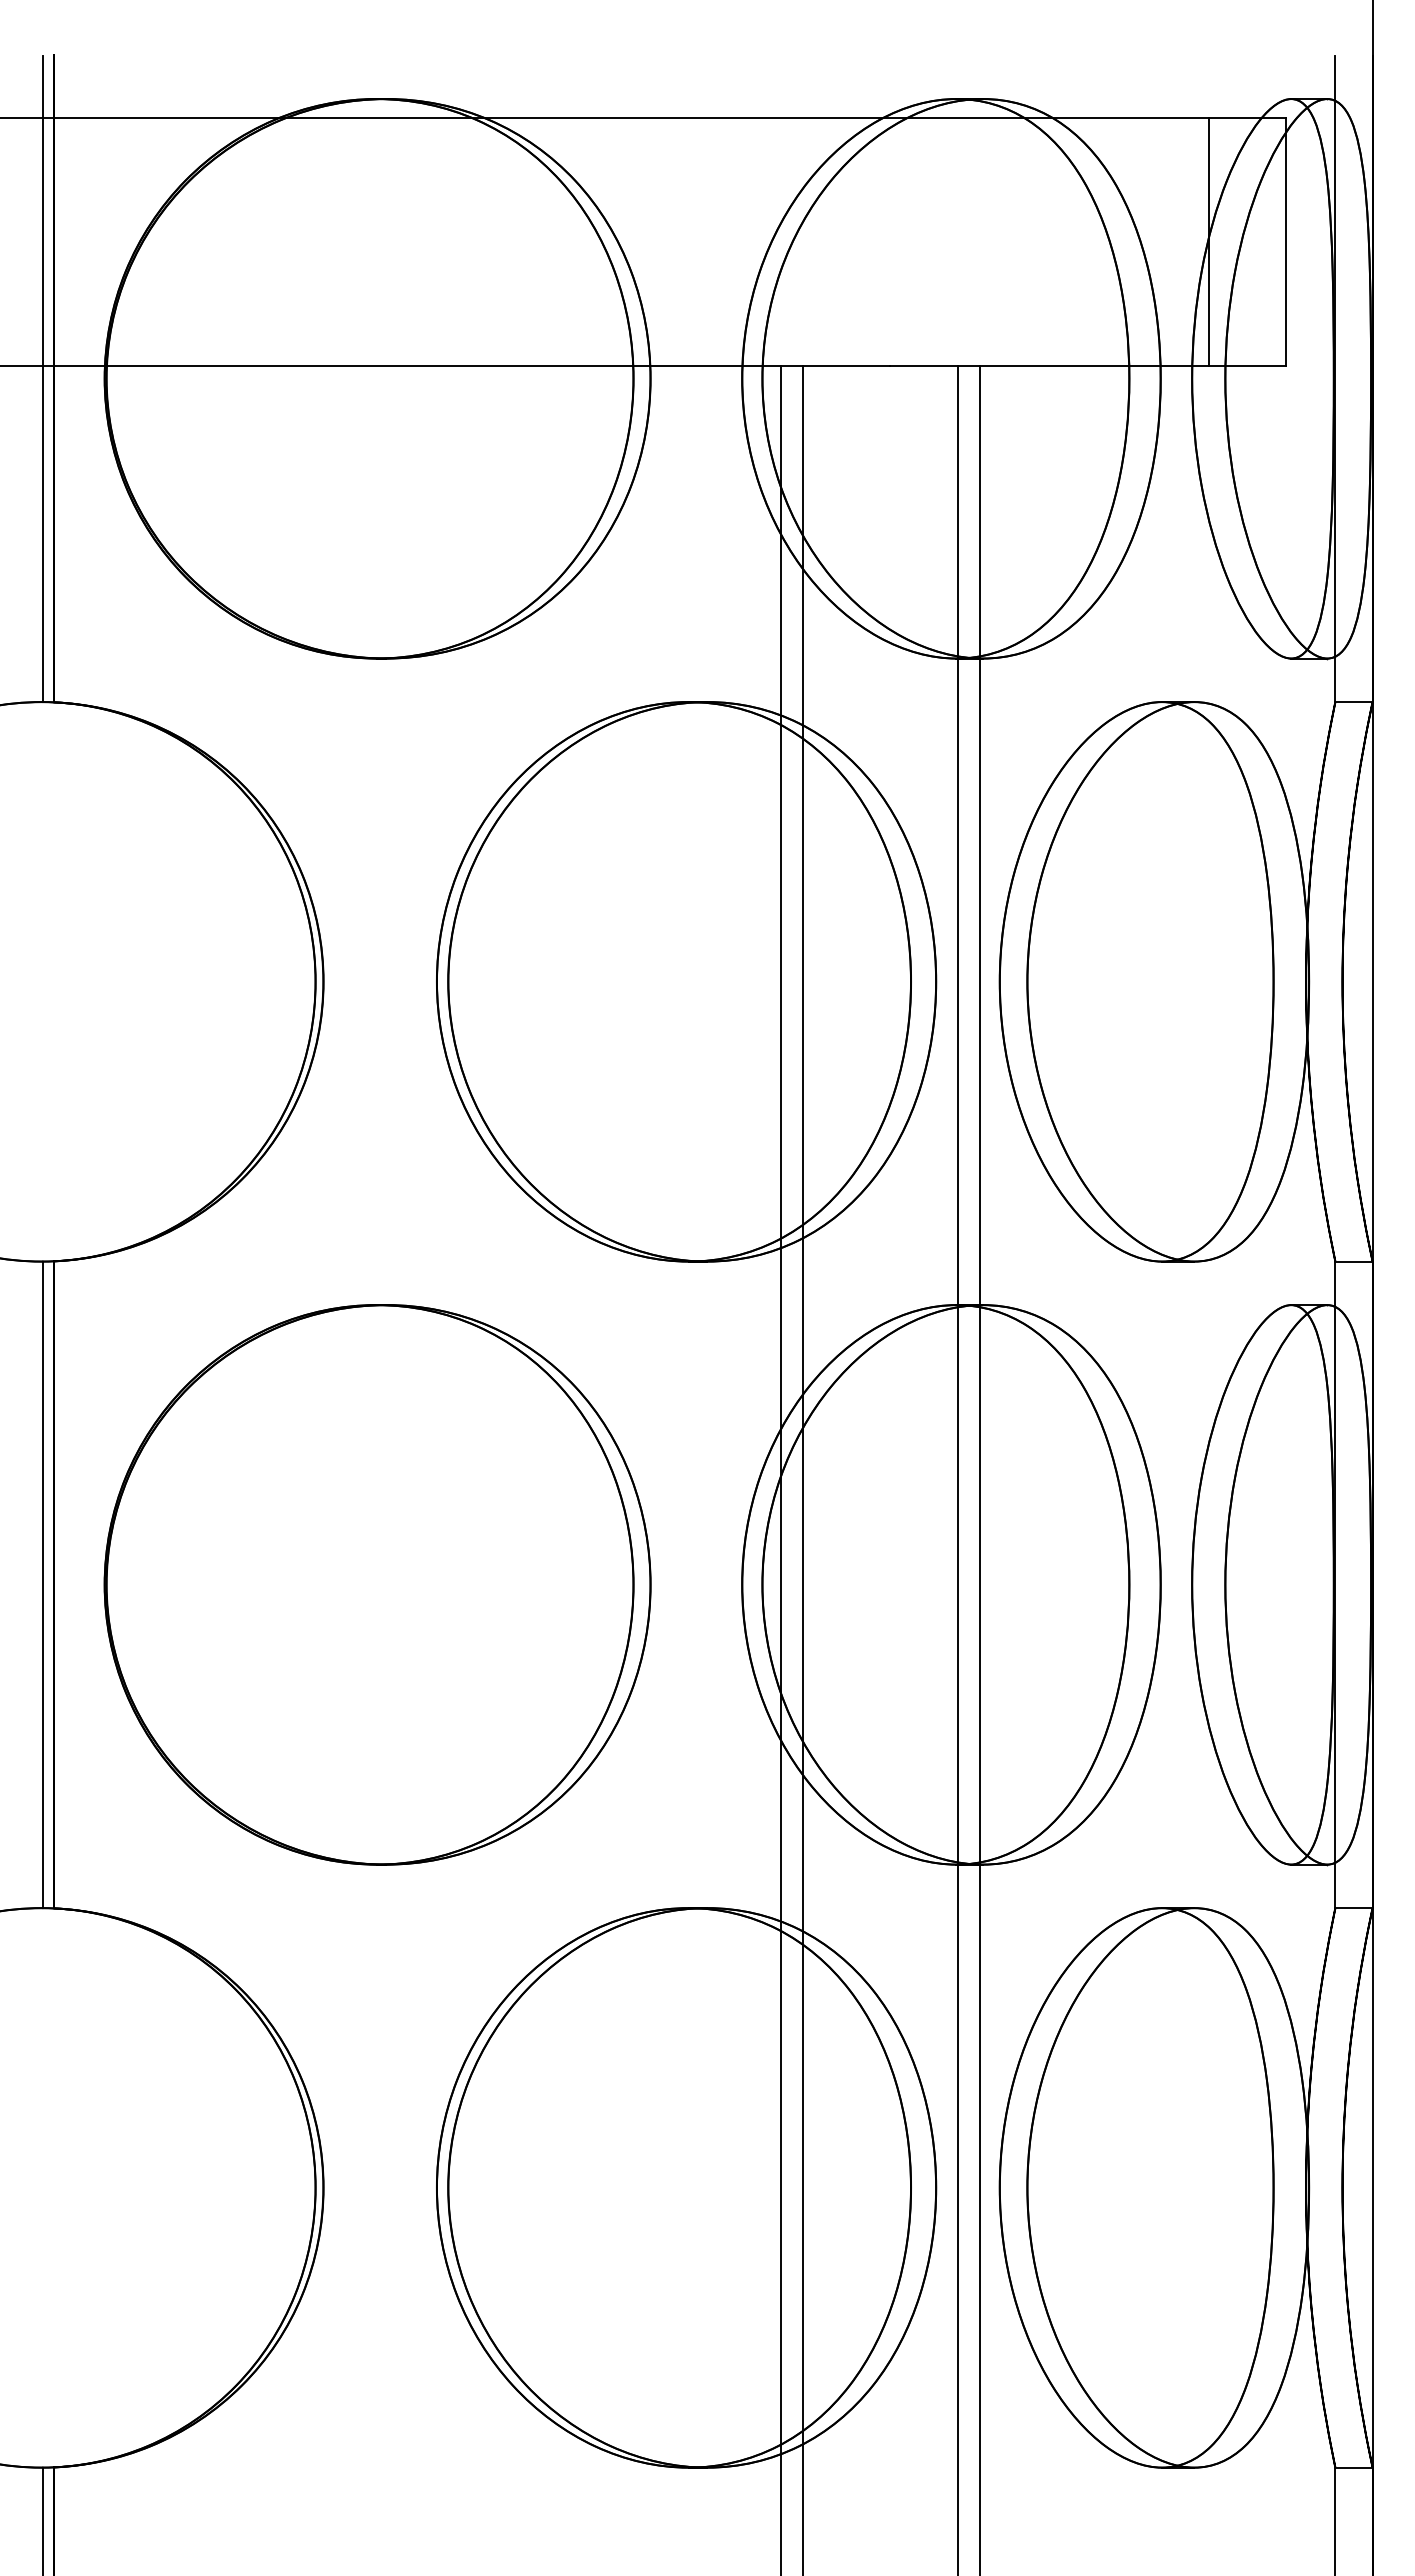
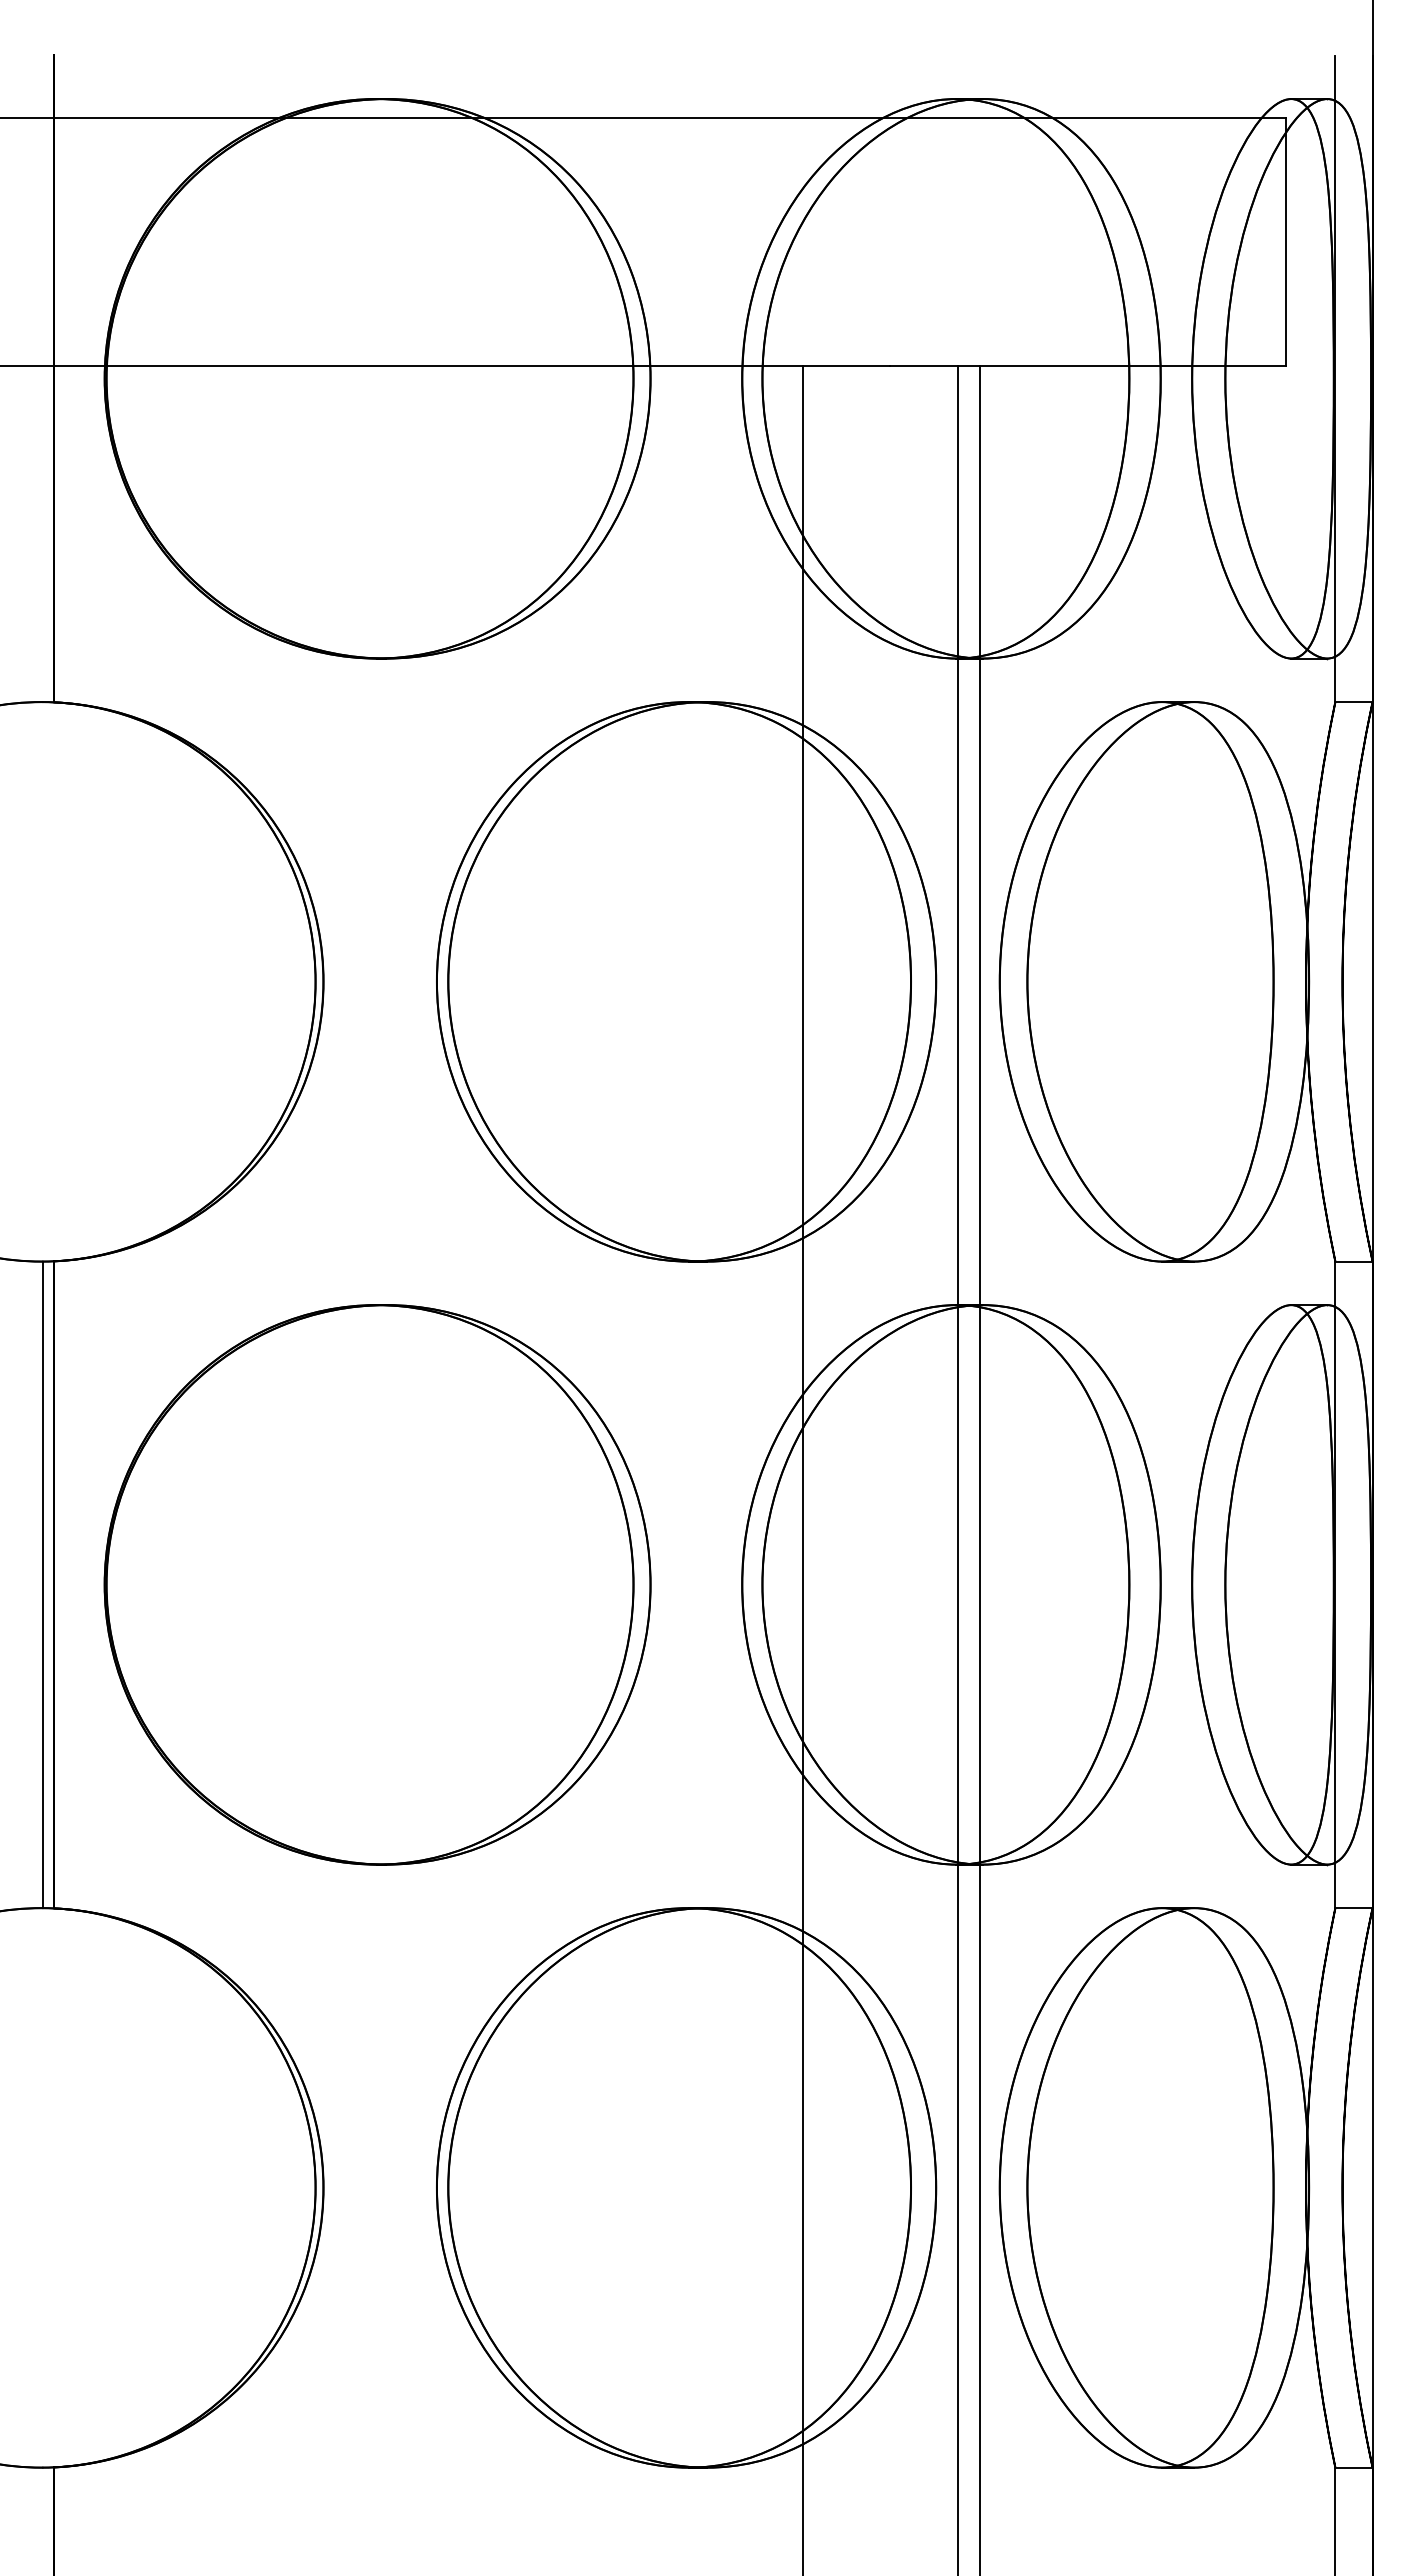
line: present -> none (1208, 241)
line: present -> none (43, 378)
line: present -> none (781, 1469)
line: present -> none (43, 2519)
